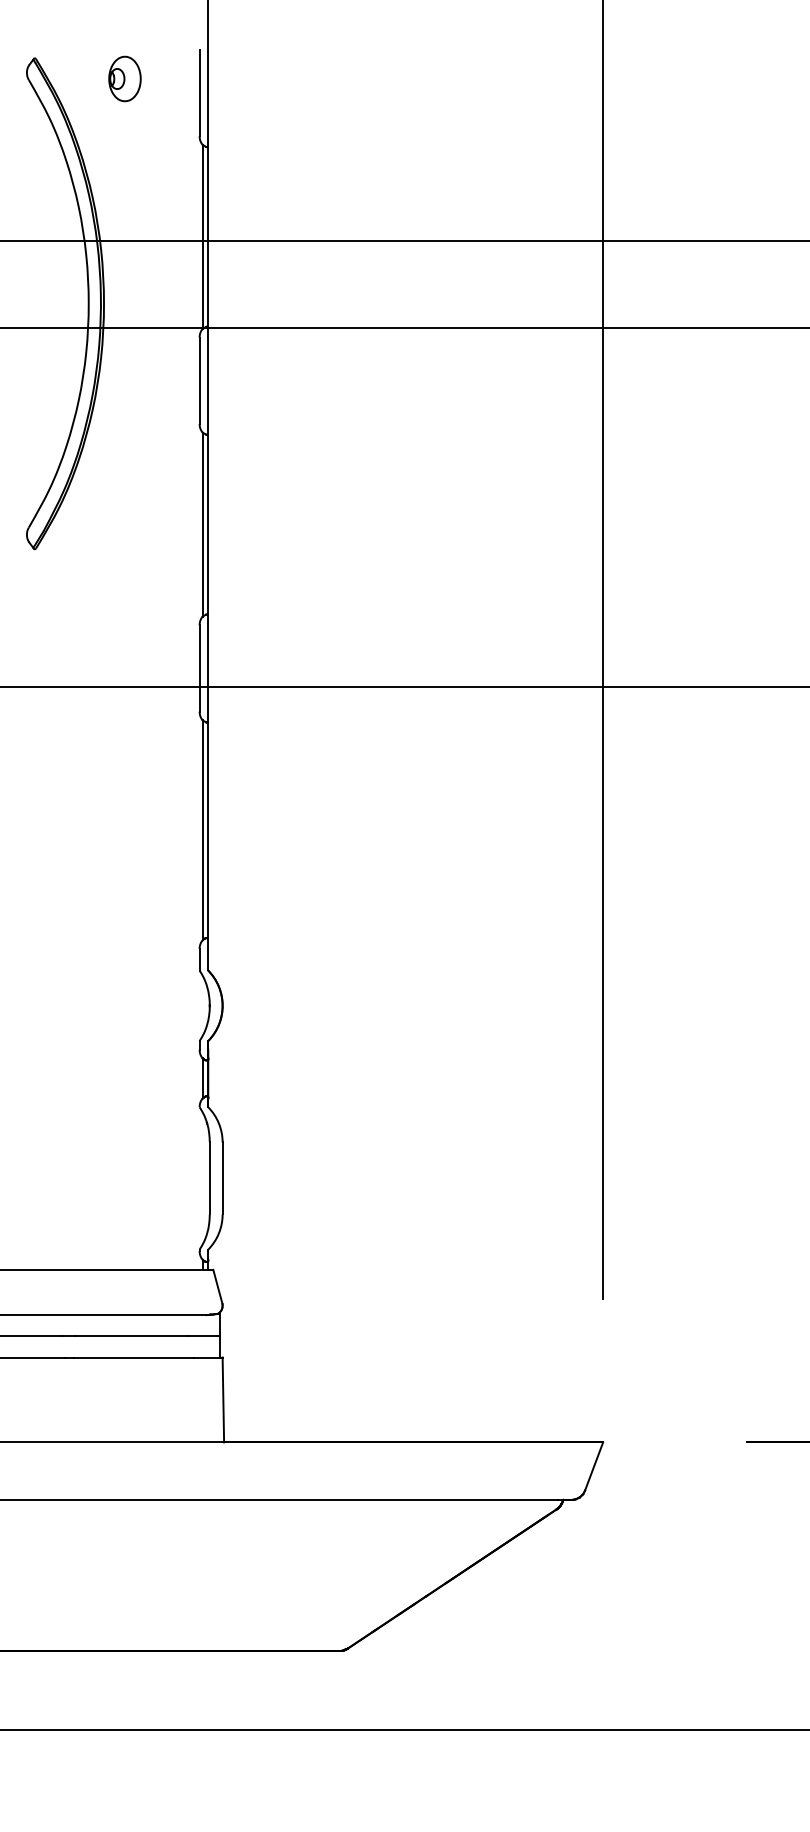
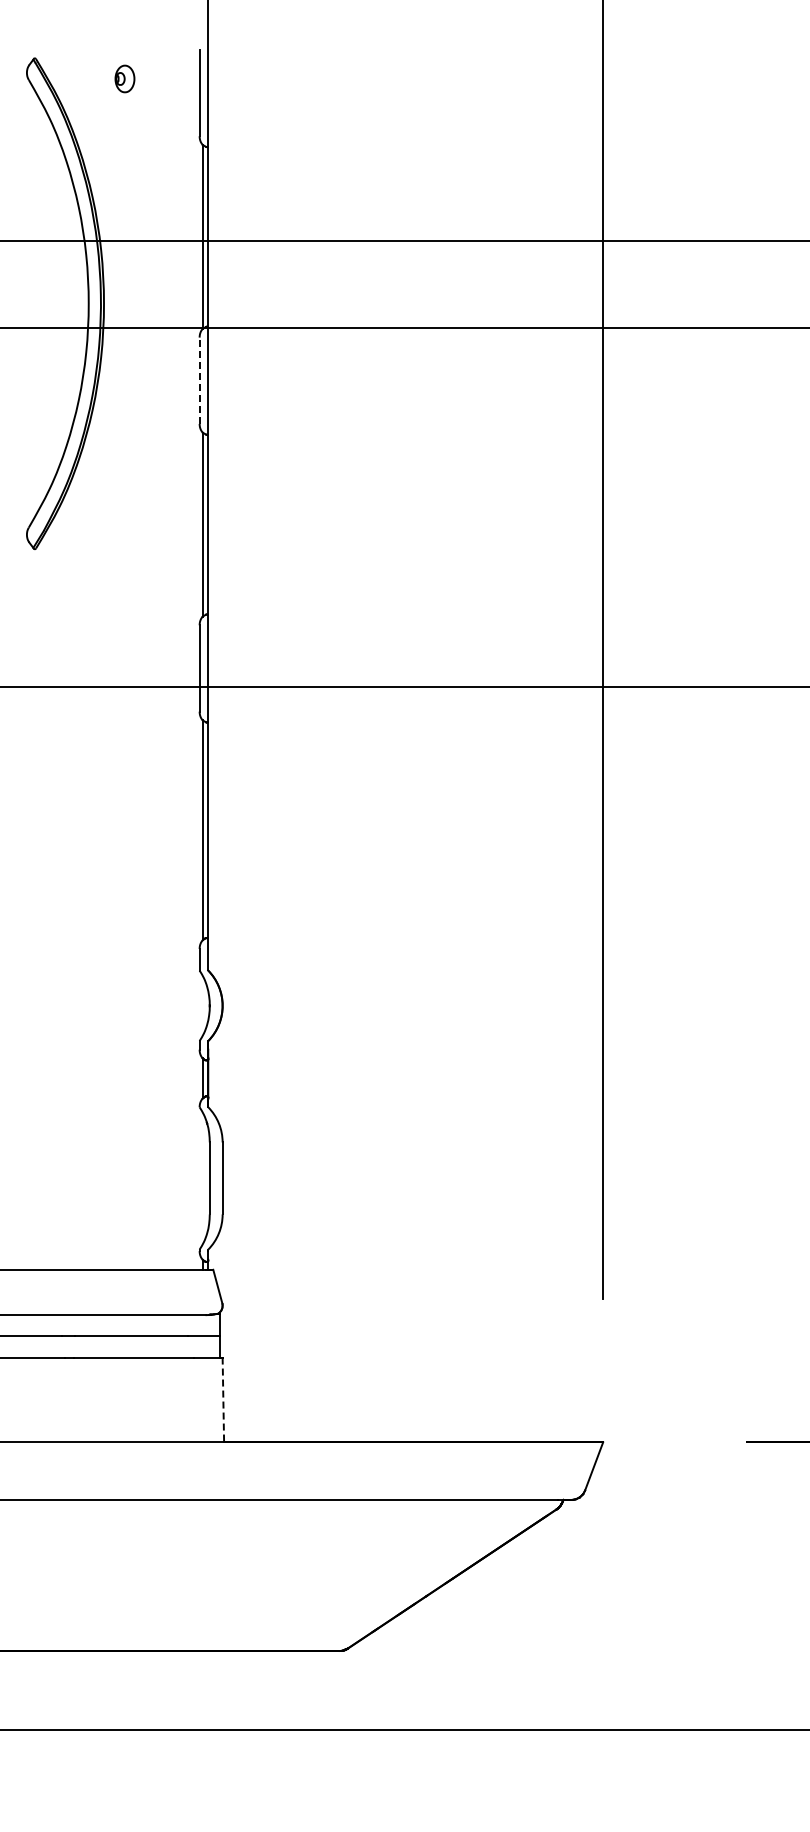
part size: 34x48 px -> 22x30 px (124, 78)
line: solid -> dashed (199, 380)
line: solid -> dashed (223, 1400)
